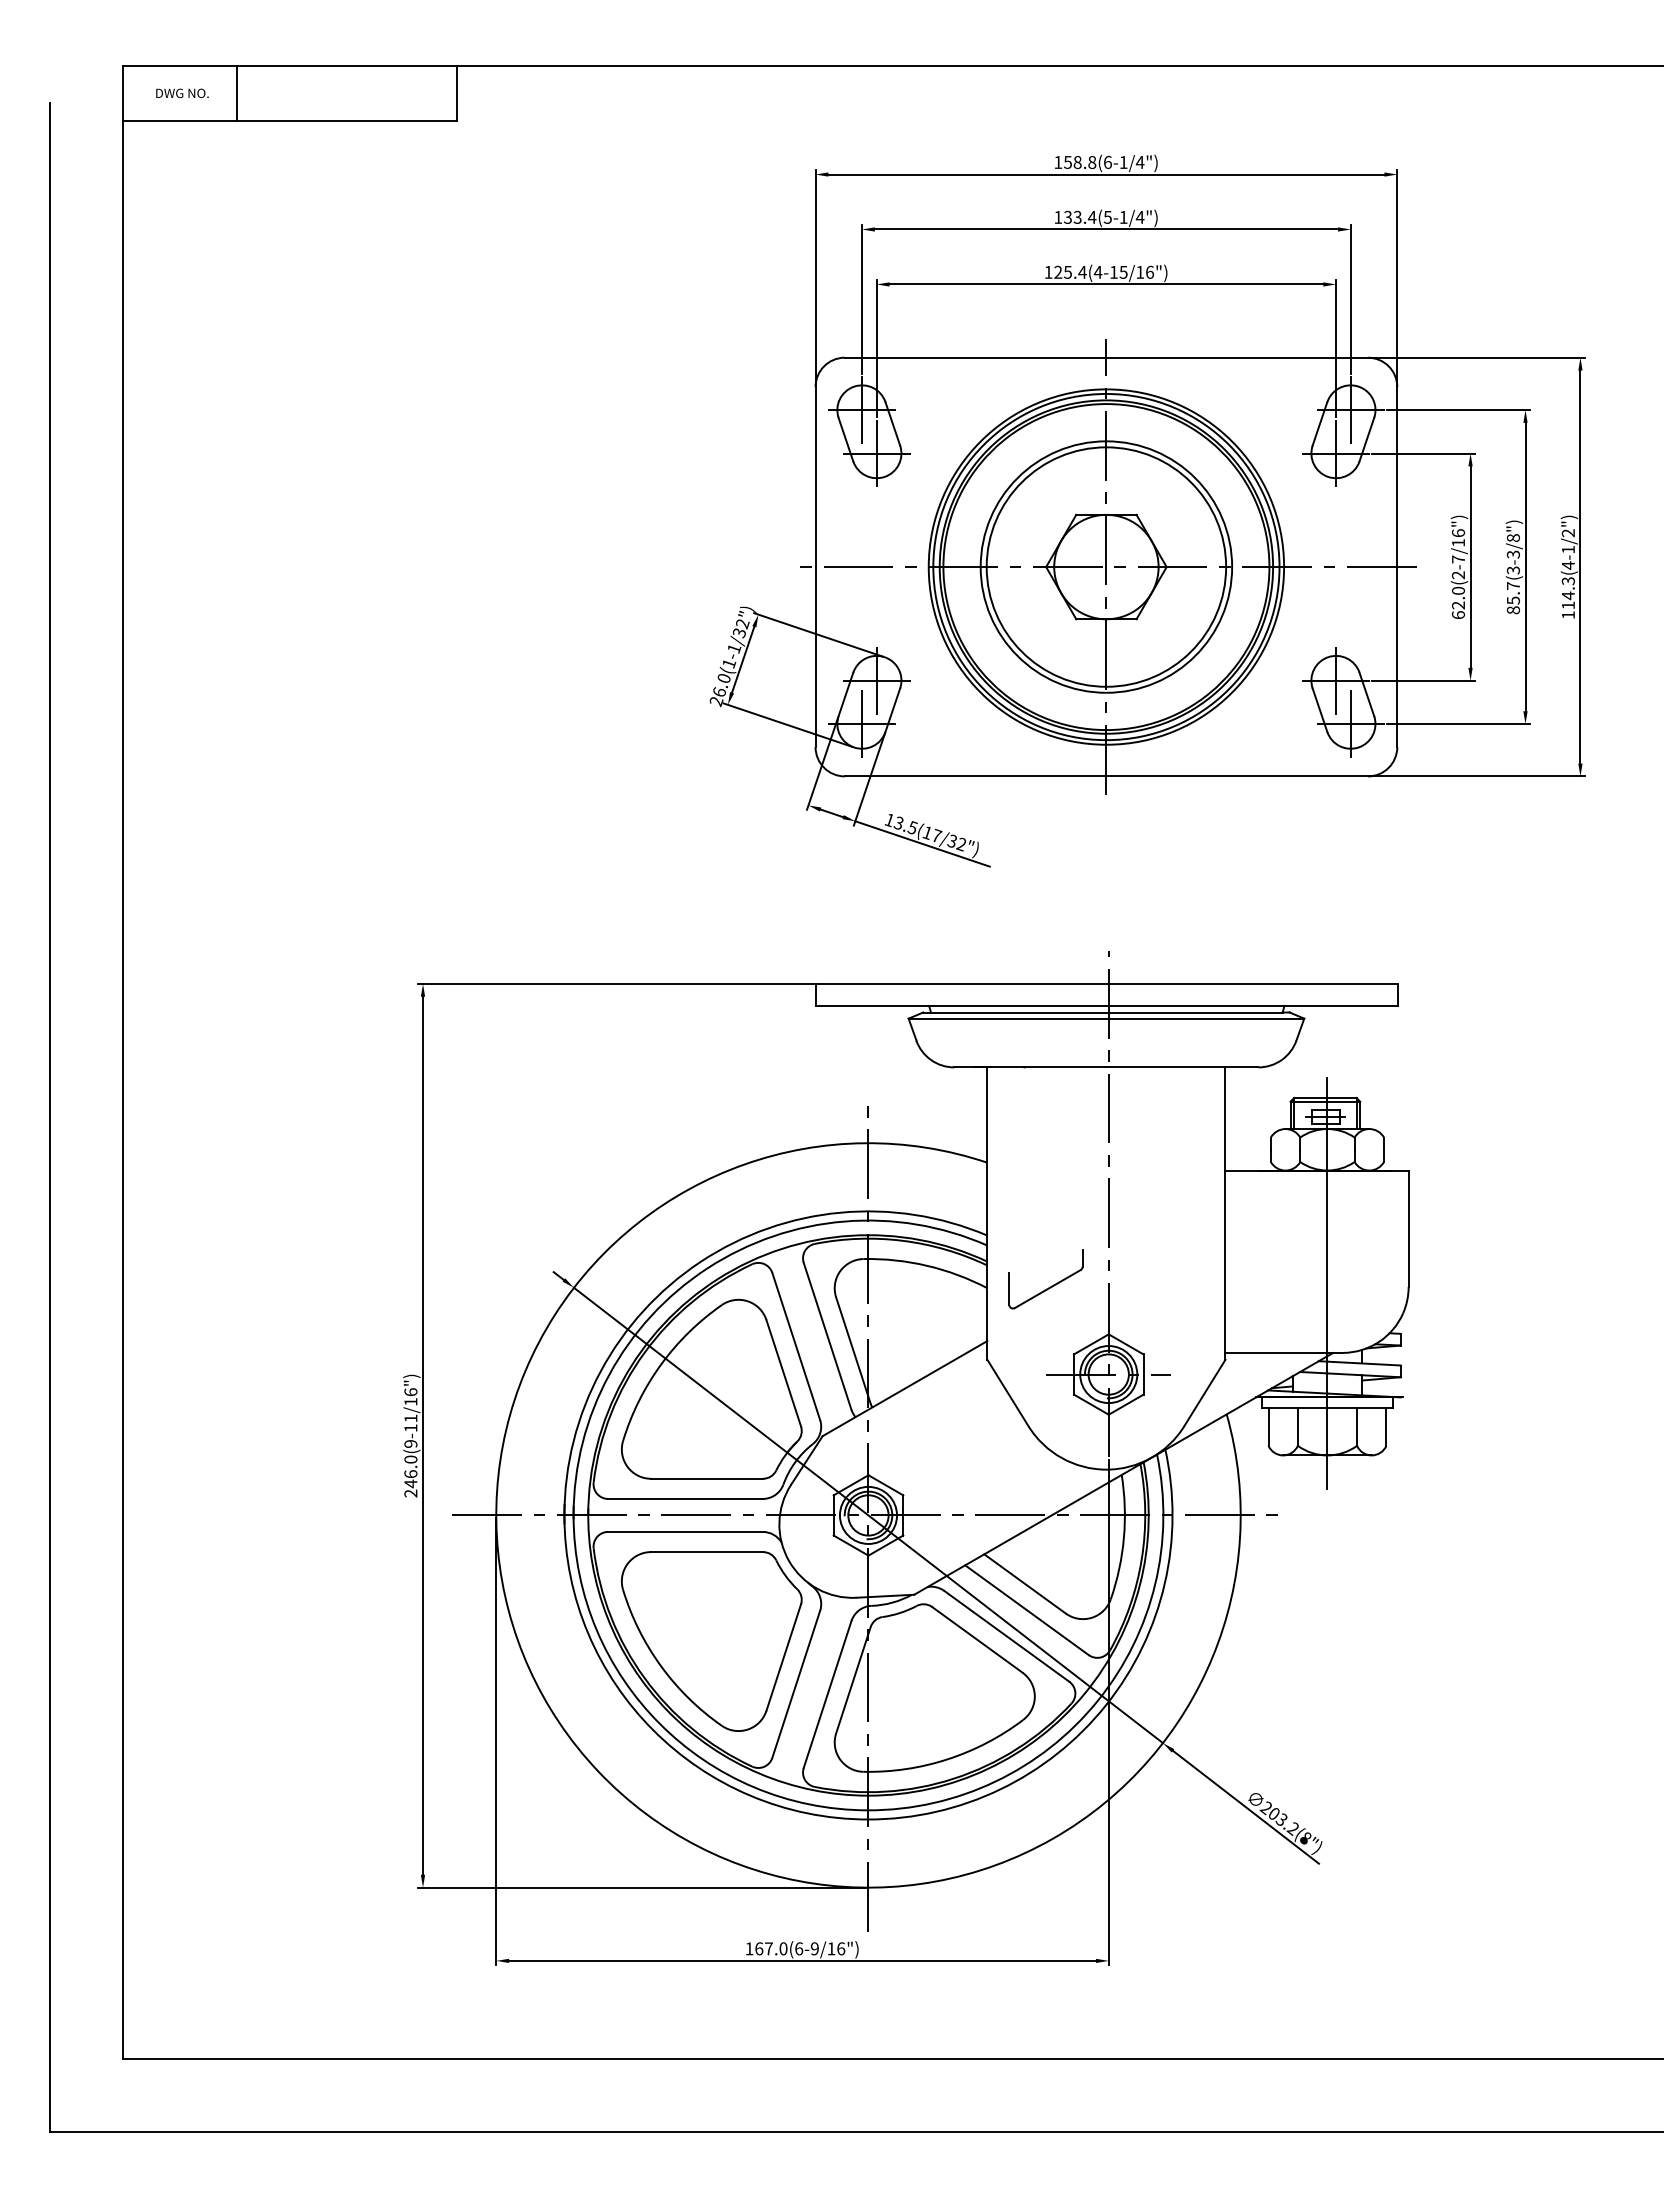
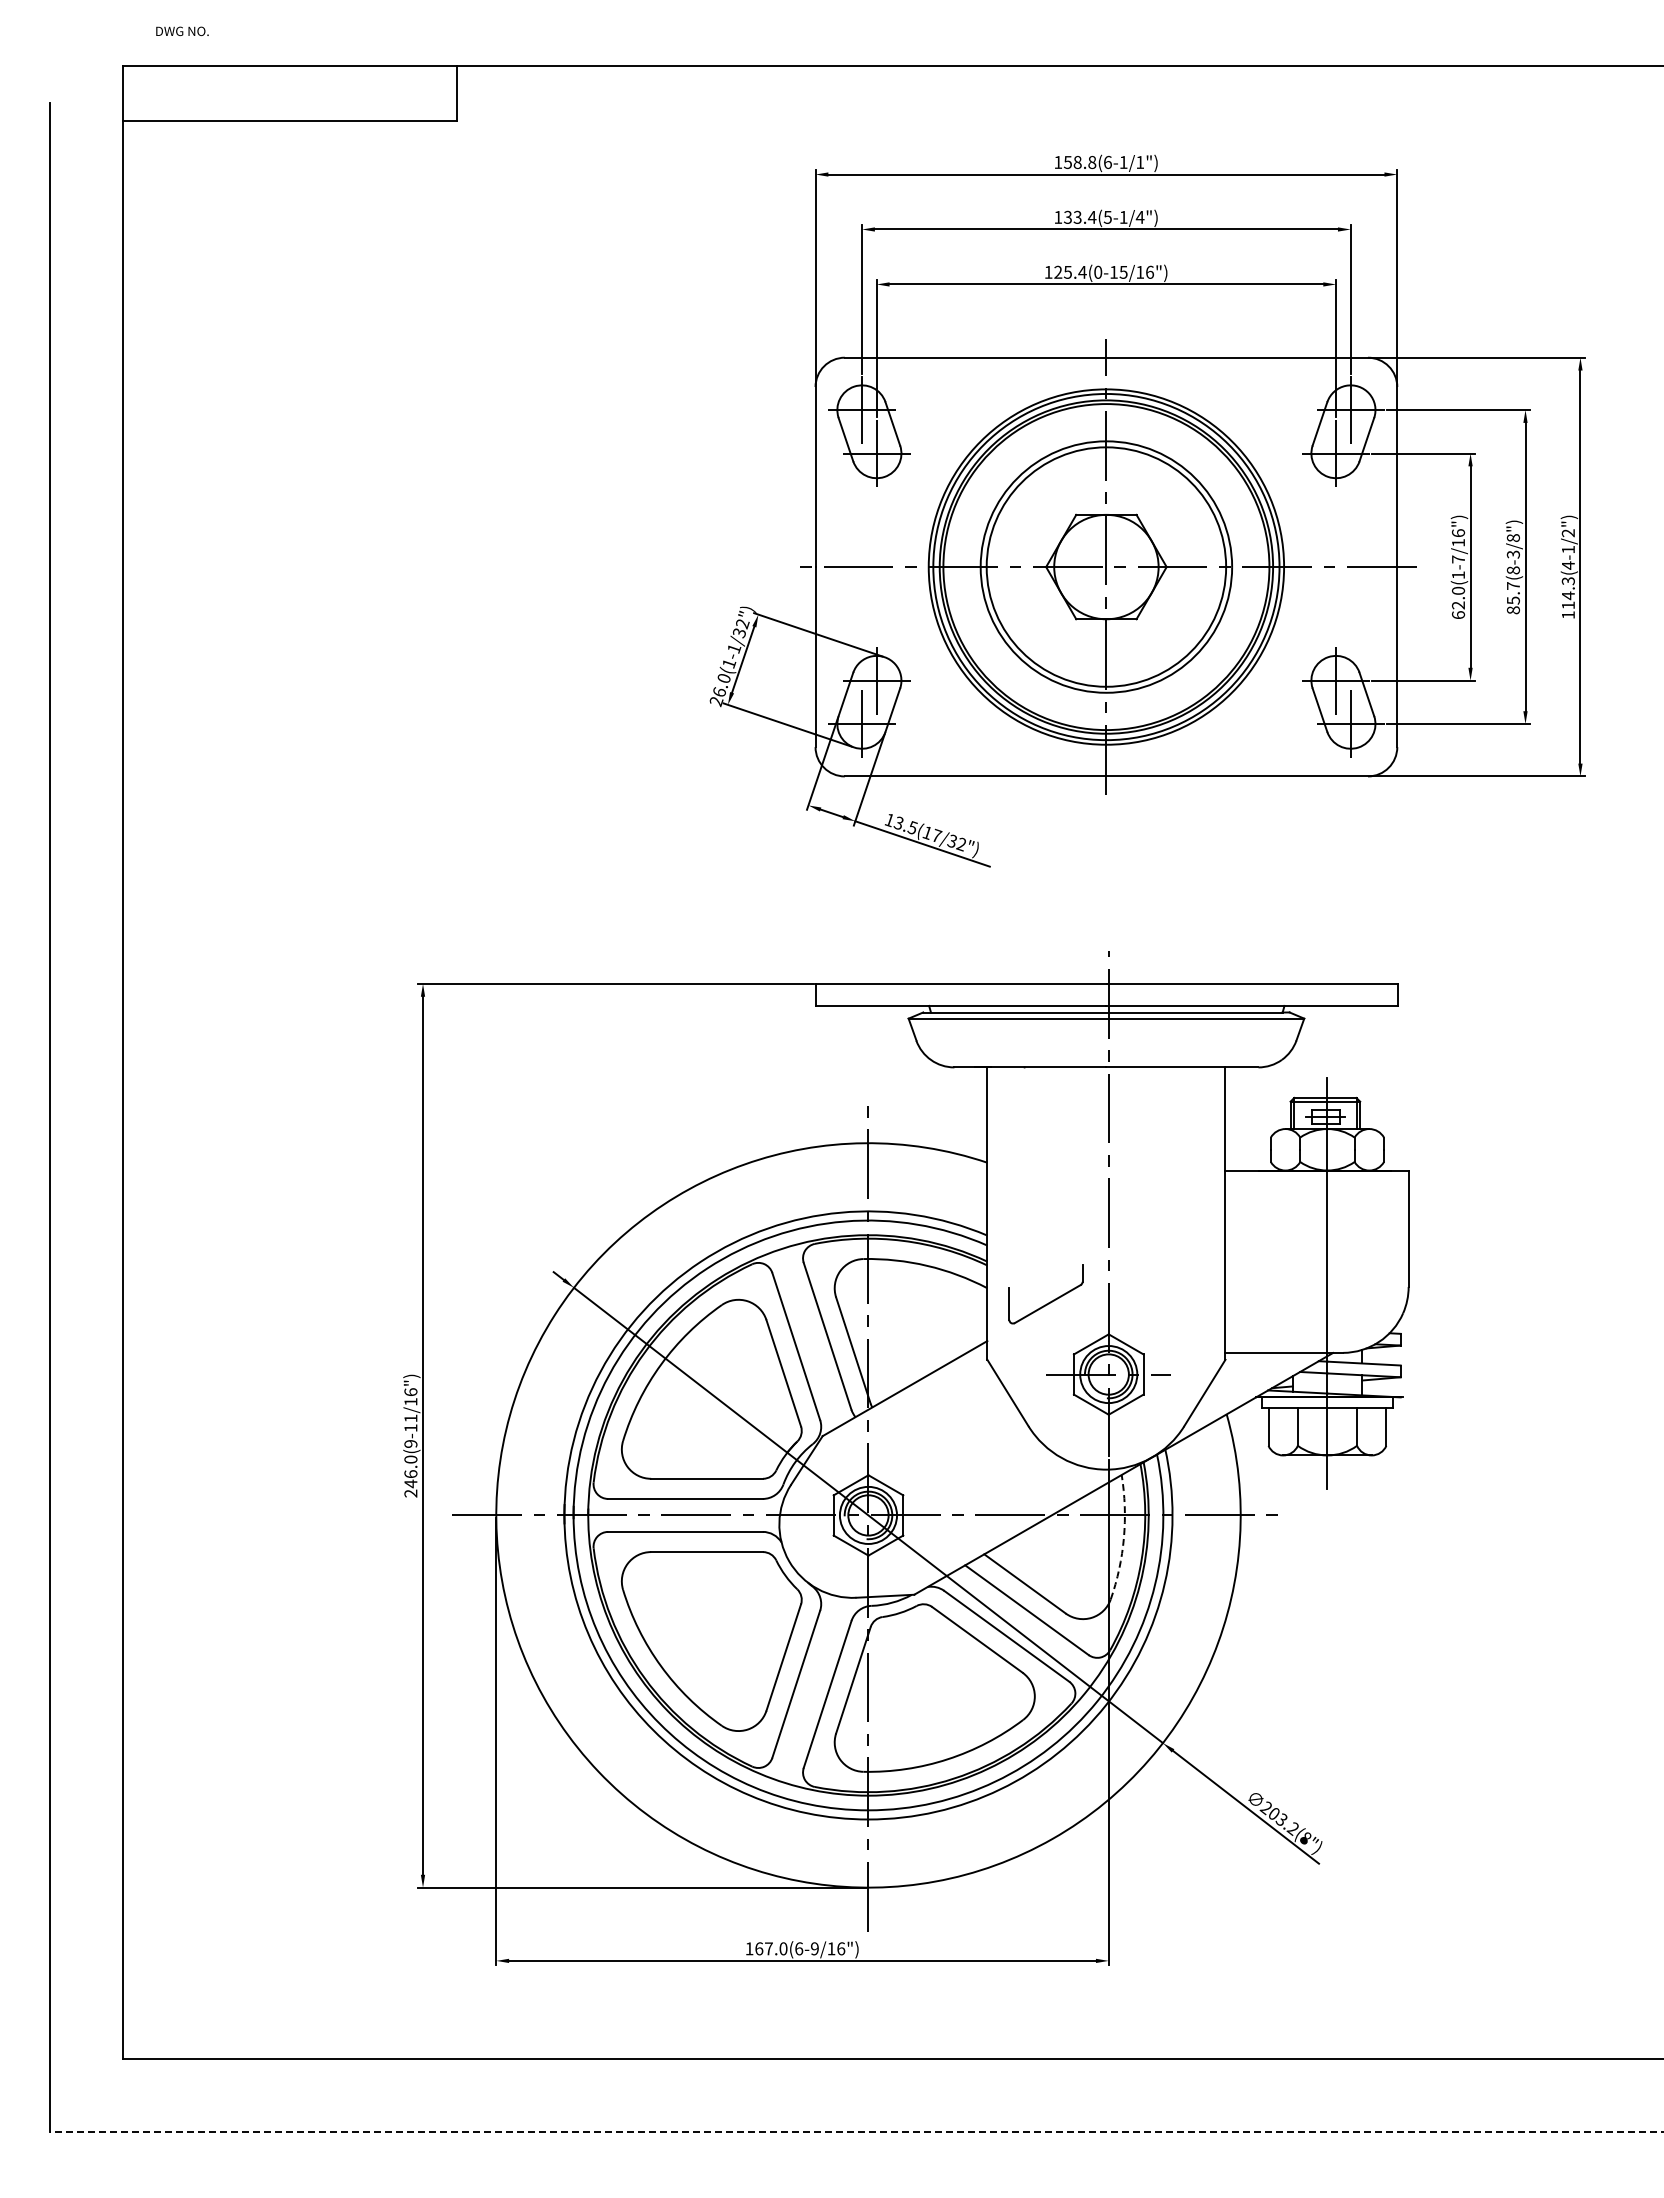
line: present -> none (236, 92)
text position: (182, 93) -> (182, 31) (182, 31)
text: 158.8(6-1/4") -> 158.8(6-1/1") (1139, 162)
text: 125.4(4-15/16") -> 125.4(0-15/16") (1097, 271)
text: 85.7(3-3/8") -> 85.7(8-3/8") (1513, 570)
text: 62.0(2-7/16") -> 62.0(1-7/16") (1457, 575)
part position: (1051, 1285) -> (1051, 1300) (1051, 1300)
arc: solid -> dashed (1123, 1537)
line: solid -> dashed (856, 2132)
